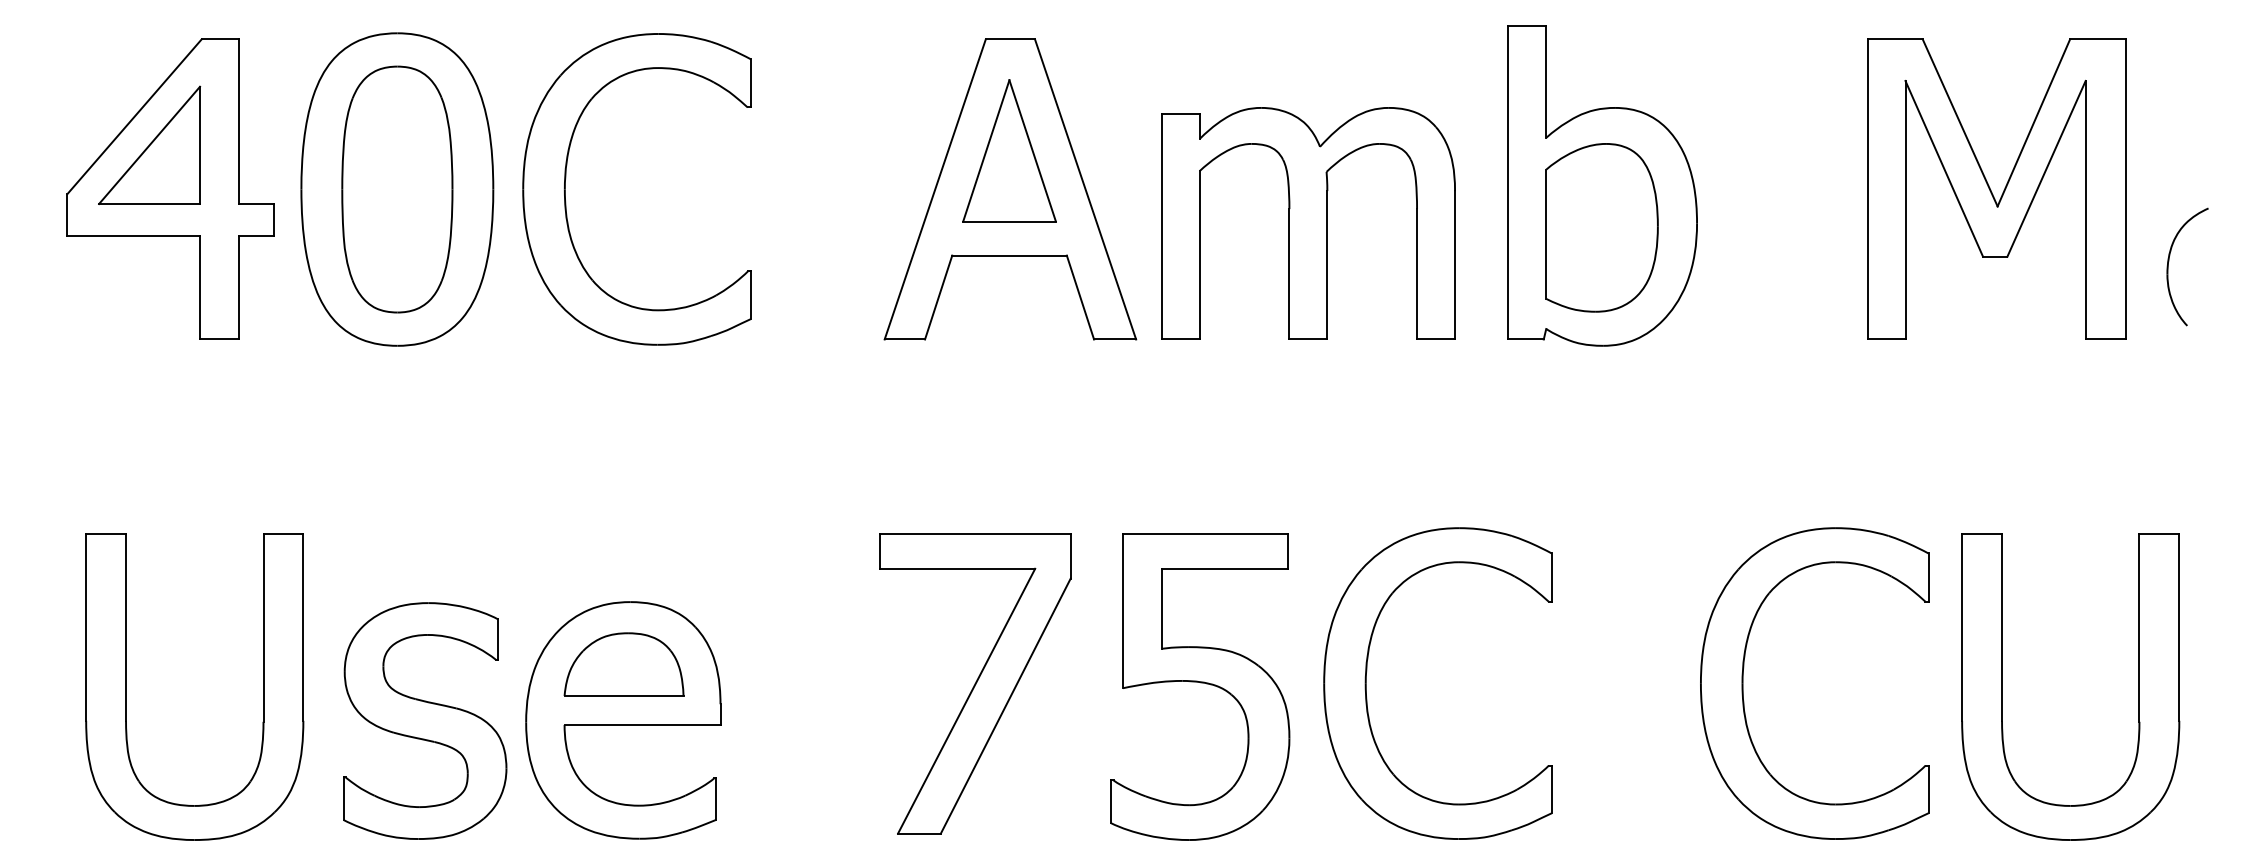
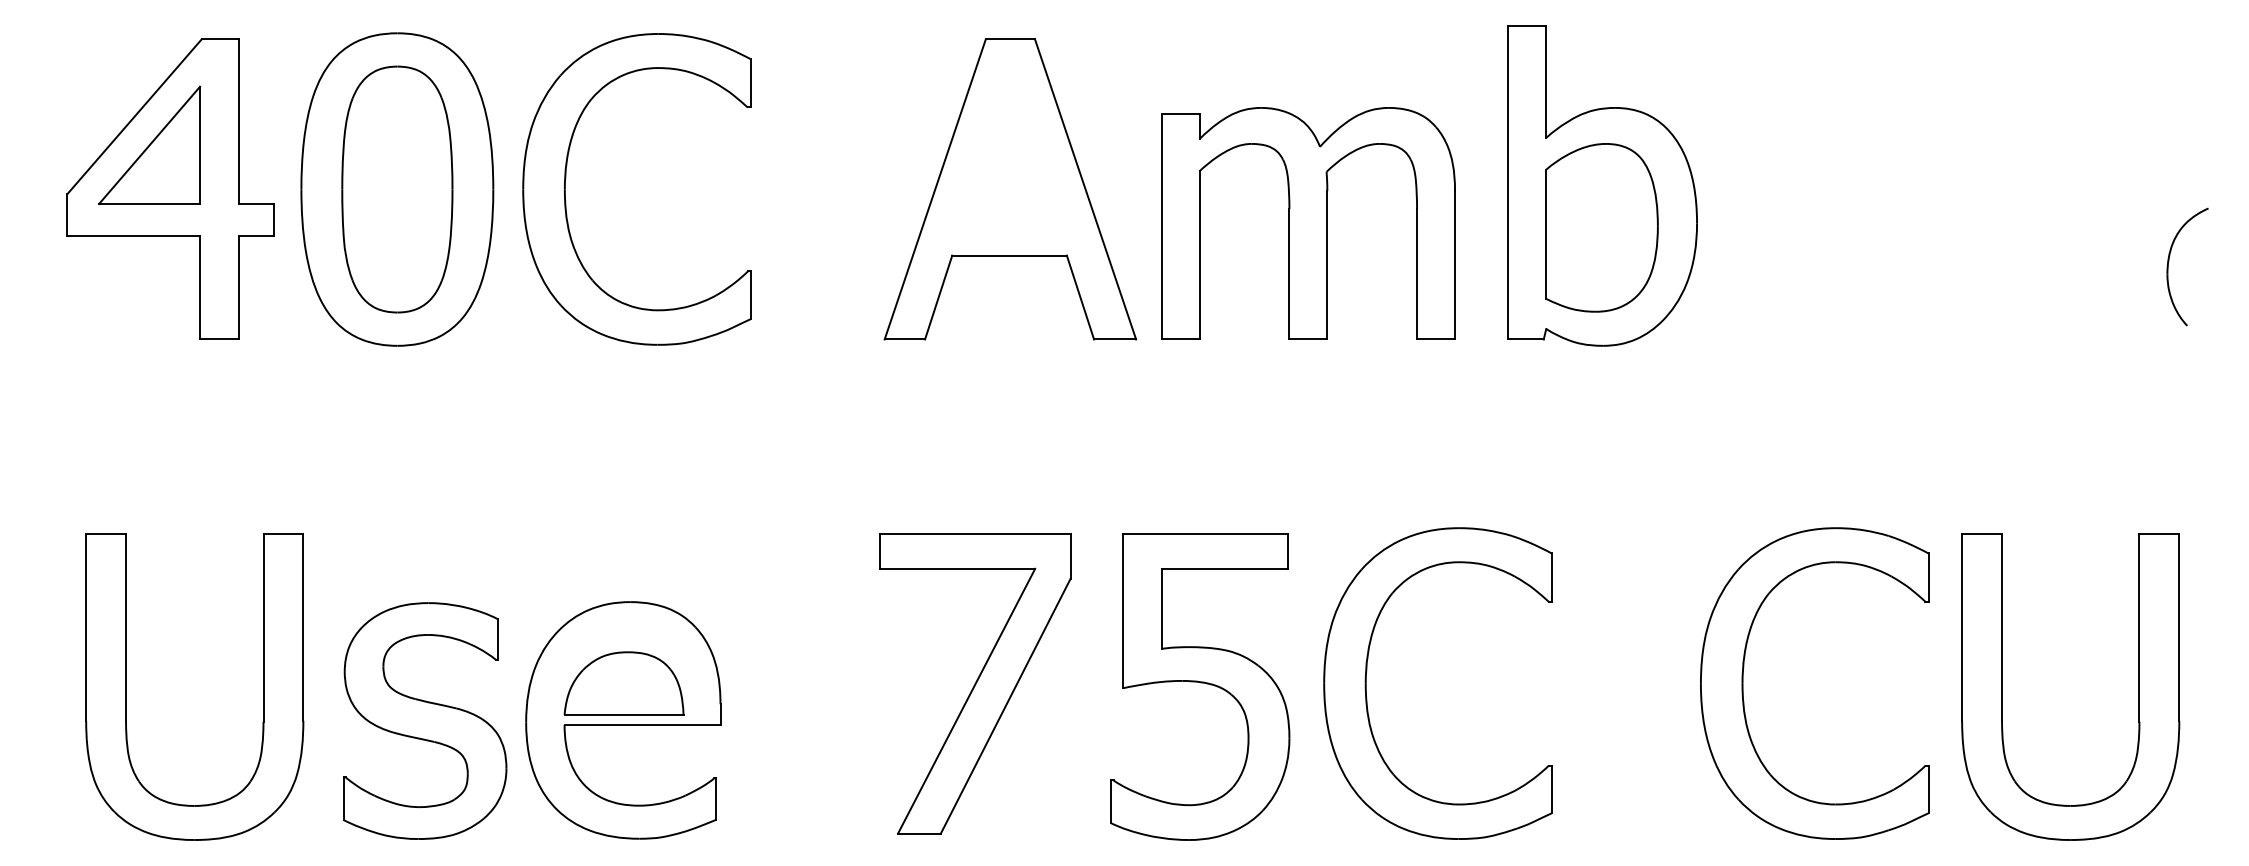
part: present -> none (1009, 150)
part: present -> none (1996, 188)
part position: (623, 664) -> (623, 683) (623, 683)
